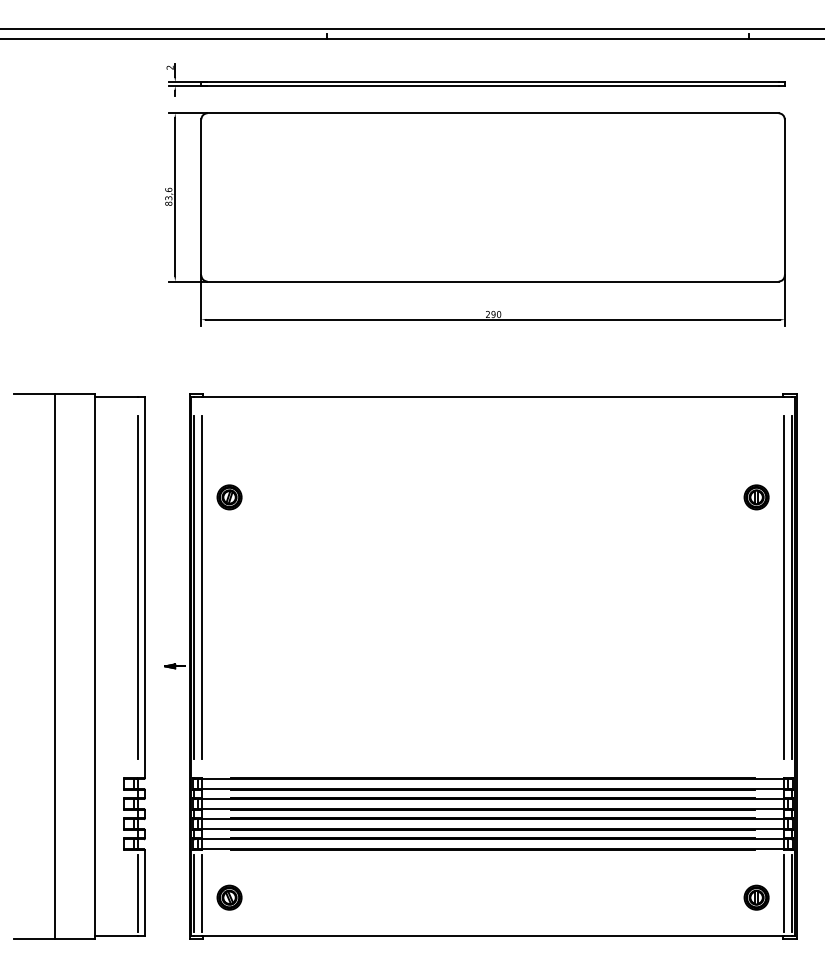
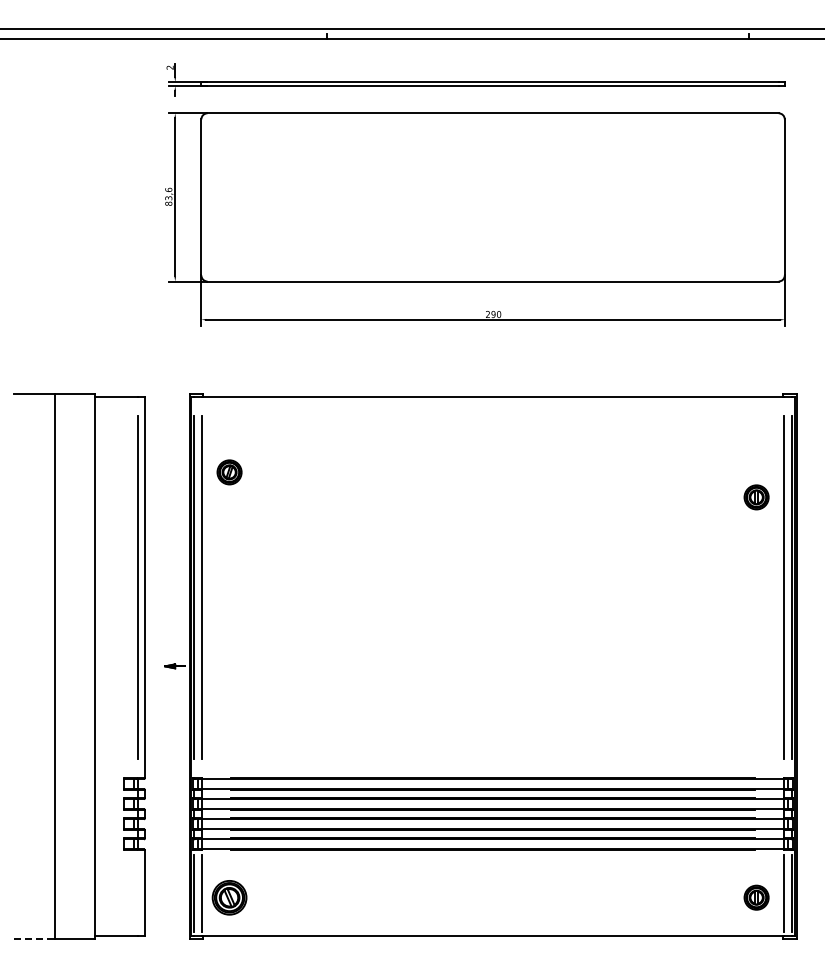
part position: (229, 497) -> (229, 472) (229, 472)
line: present -> none (137, 892)
part size: 27x27 px -> 37x36 px (229, 897)
line: solid -> dashed (35, 938)
